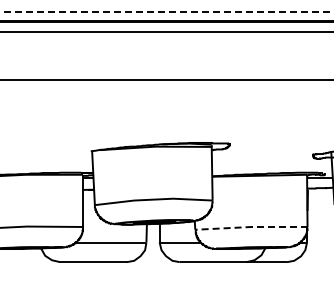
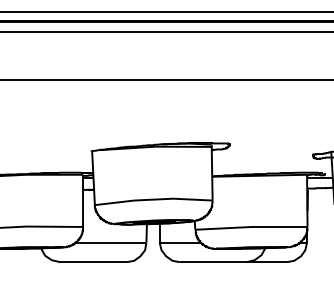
line: dashed -> solid (166, 12)
line: dashed -> solid (251, 226)
